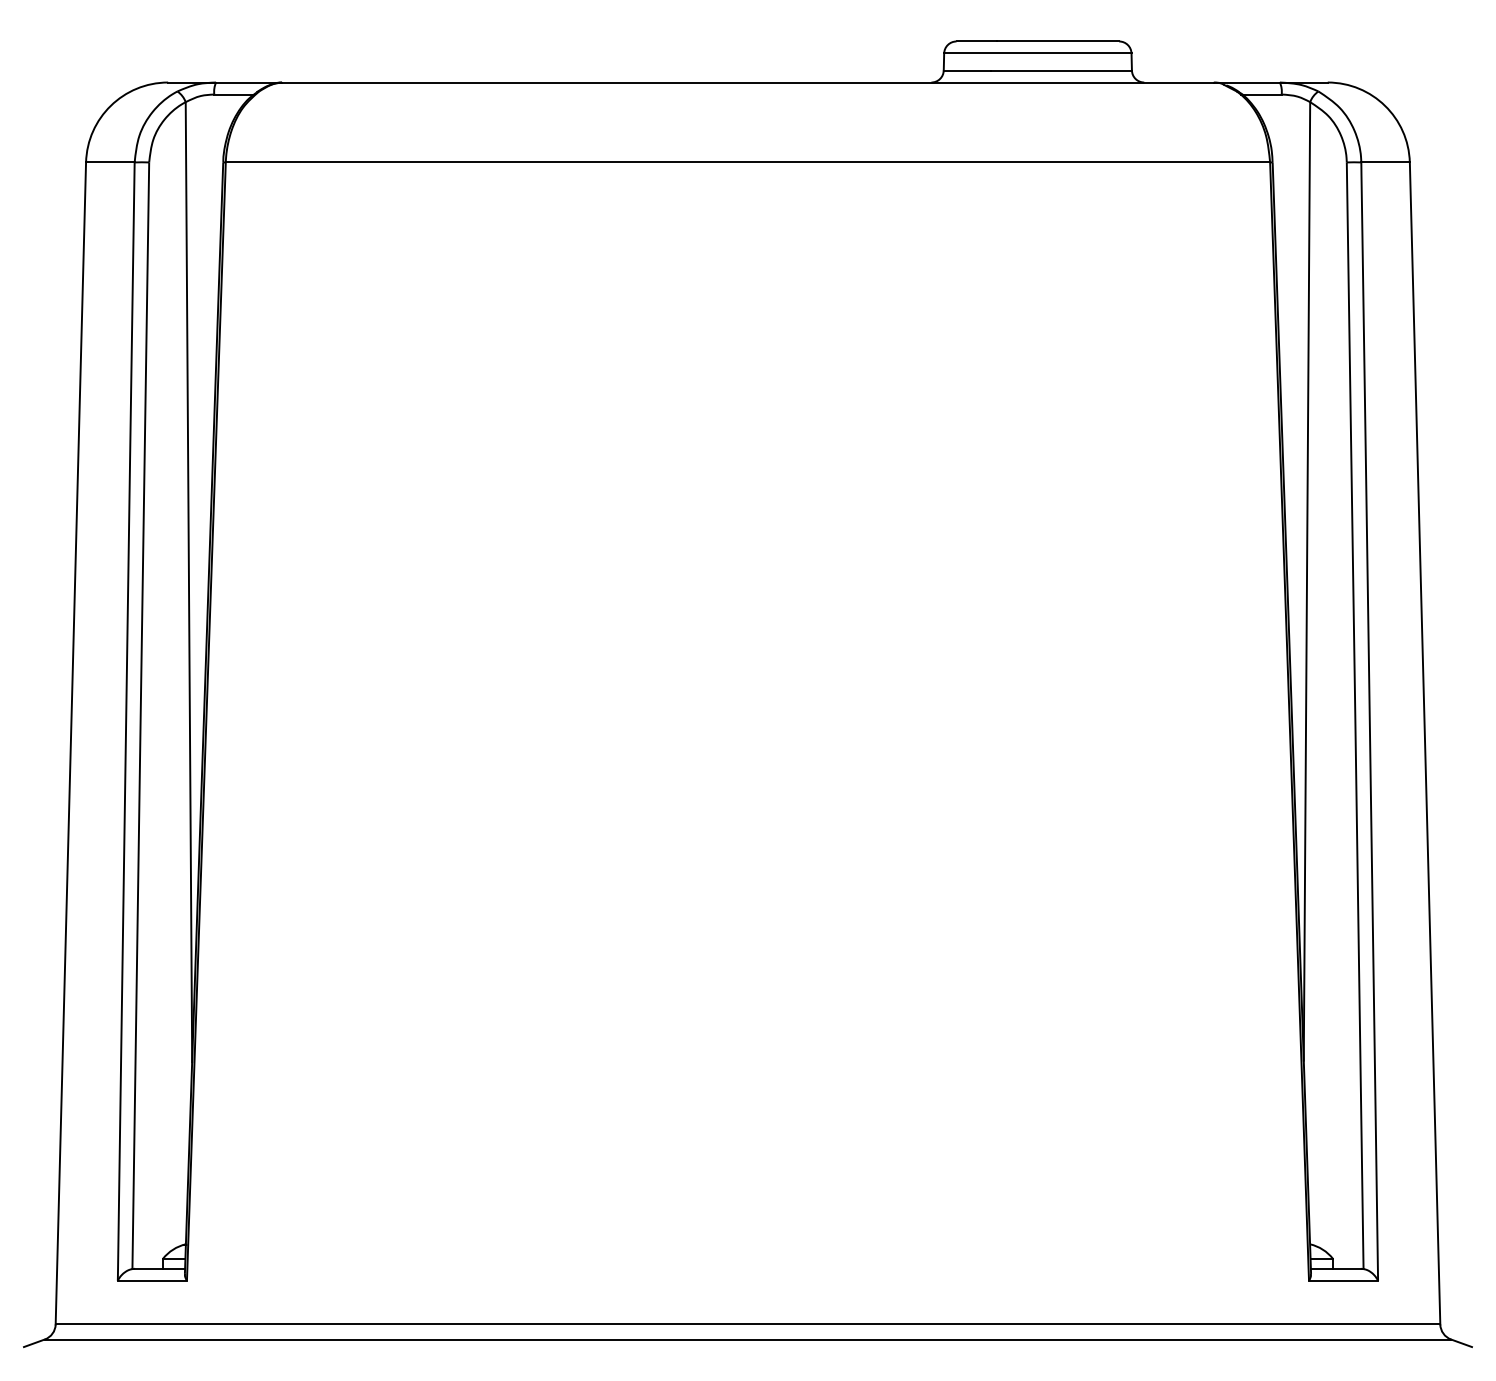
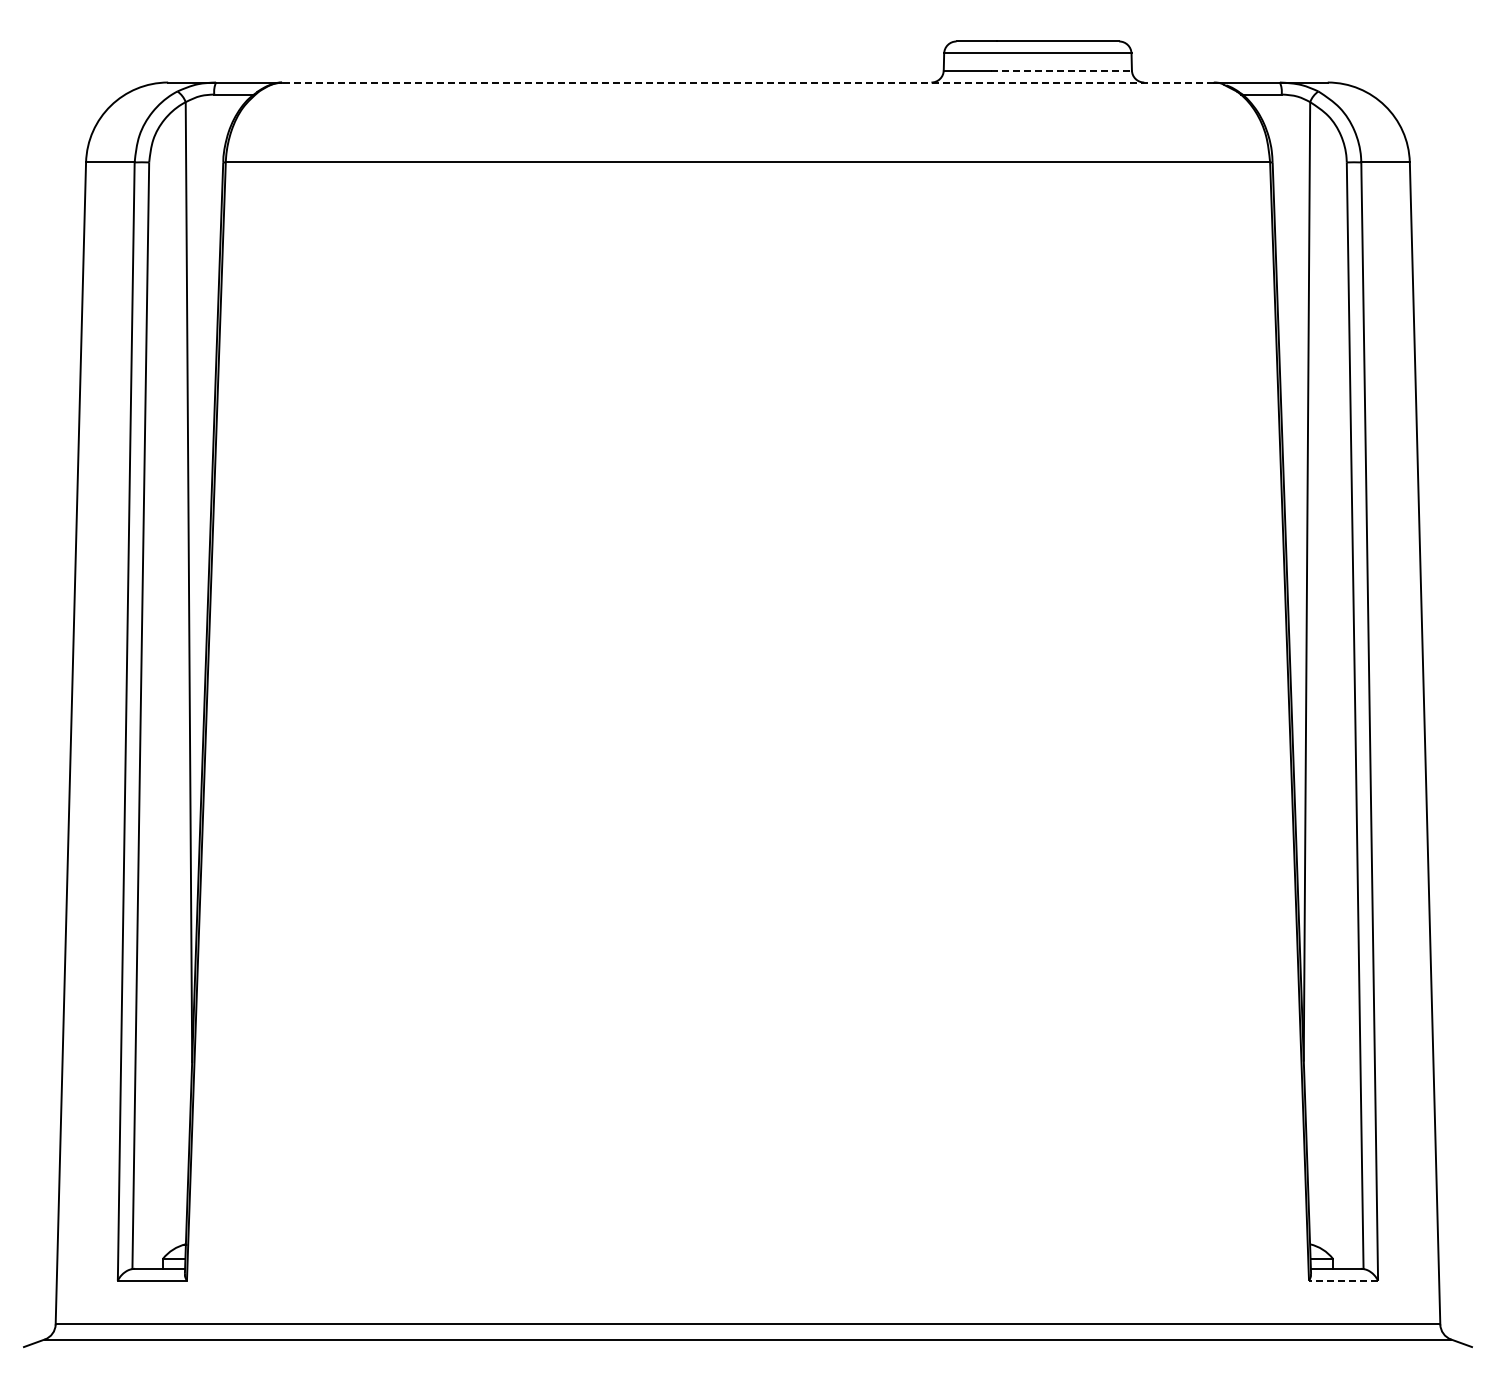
line: solid -> dashed (1061, 70)
line: solid -> dashed (748, 82)
line: solid -> dashed (1343, 1280)
